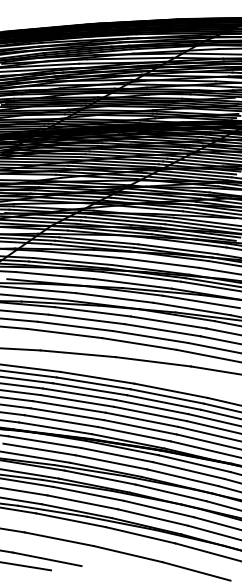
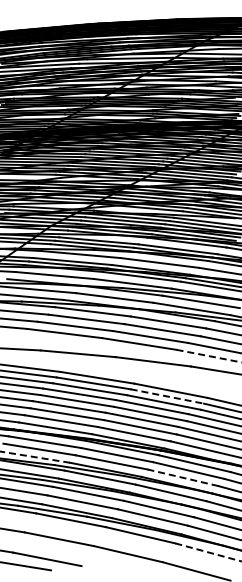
line: solid -> dashed (209, 356)
line: solid -> dashed (167, 396)
line: solid -> dashed (35, 457)
line: solid -> dashed (183, 477)
line: solid -> dashed (208, 552)
